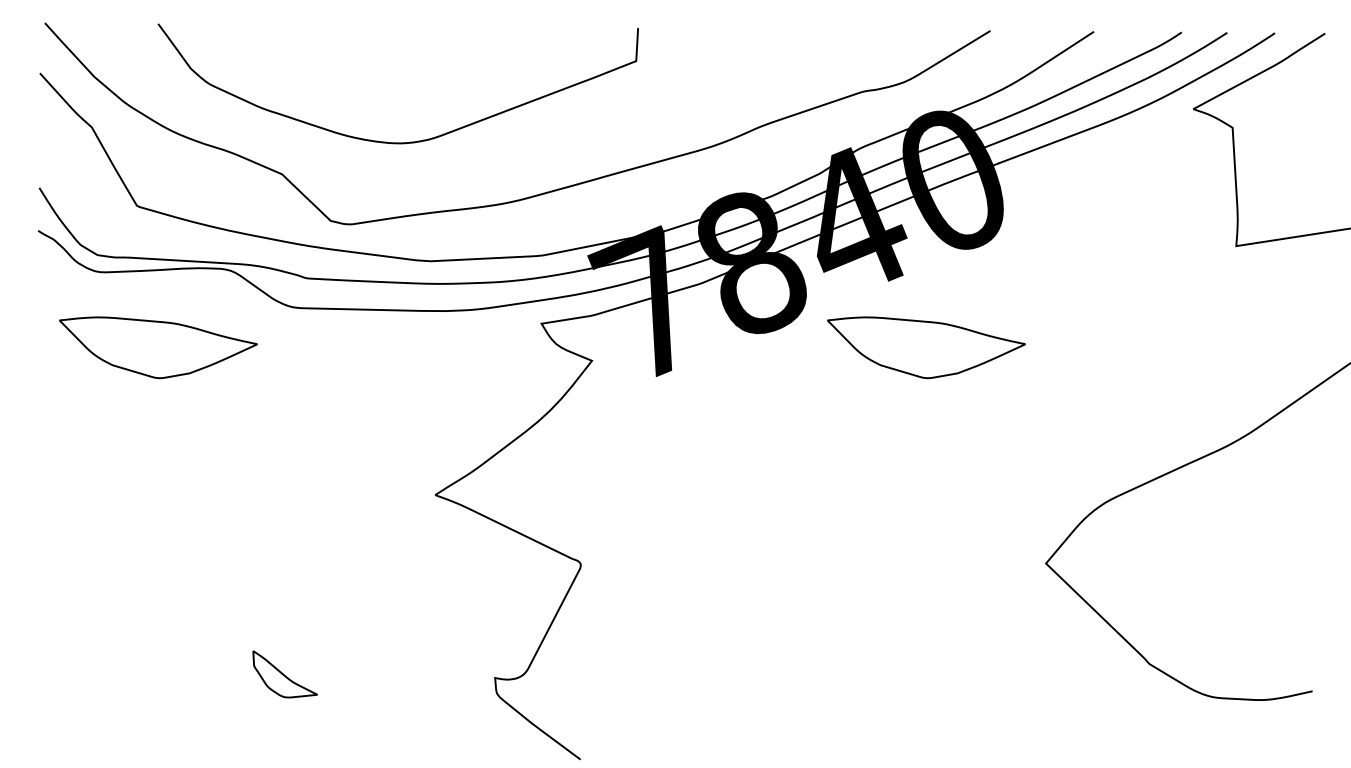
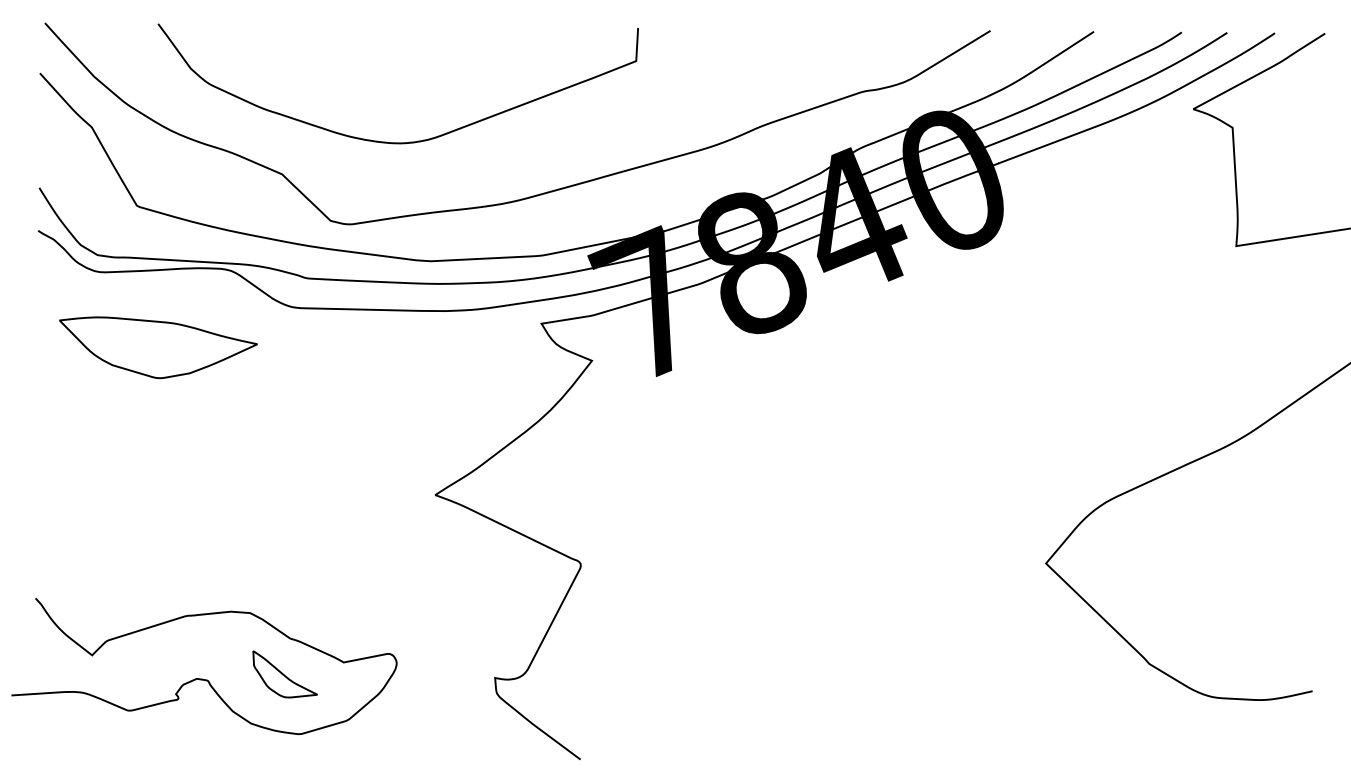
part: present -> none (926, 347)
curve: none -> present (203, 678)
